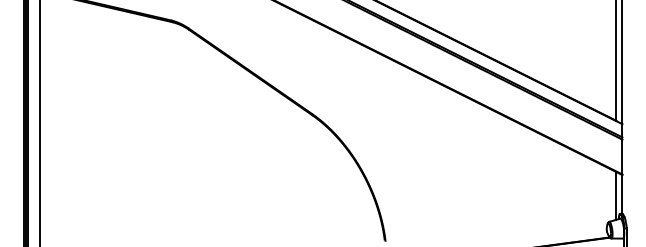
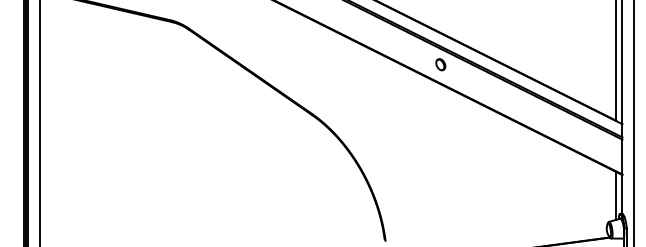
part: none -> present (440, 64)
line: none -> present (633, 122)
